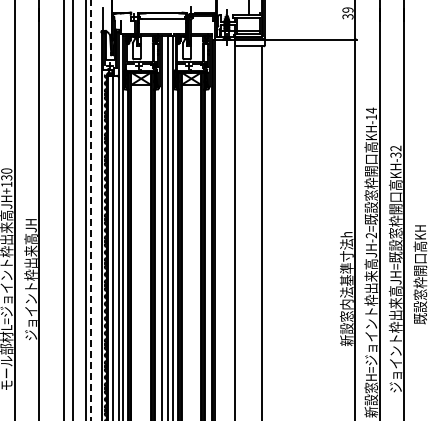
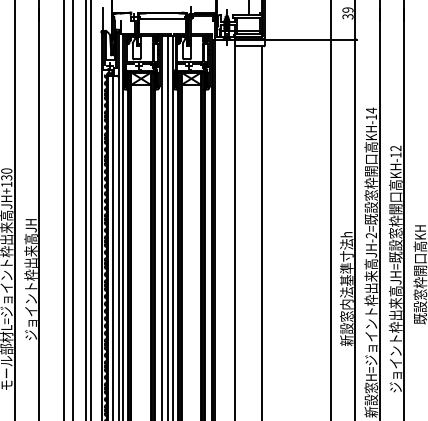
text: KH-32 -> KH-12 (395, 154)
line: none -> present (330, 209)
line: dashed -> solid (90, 210)
